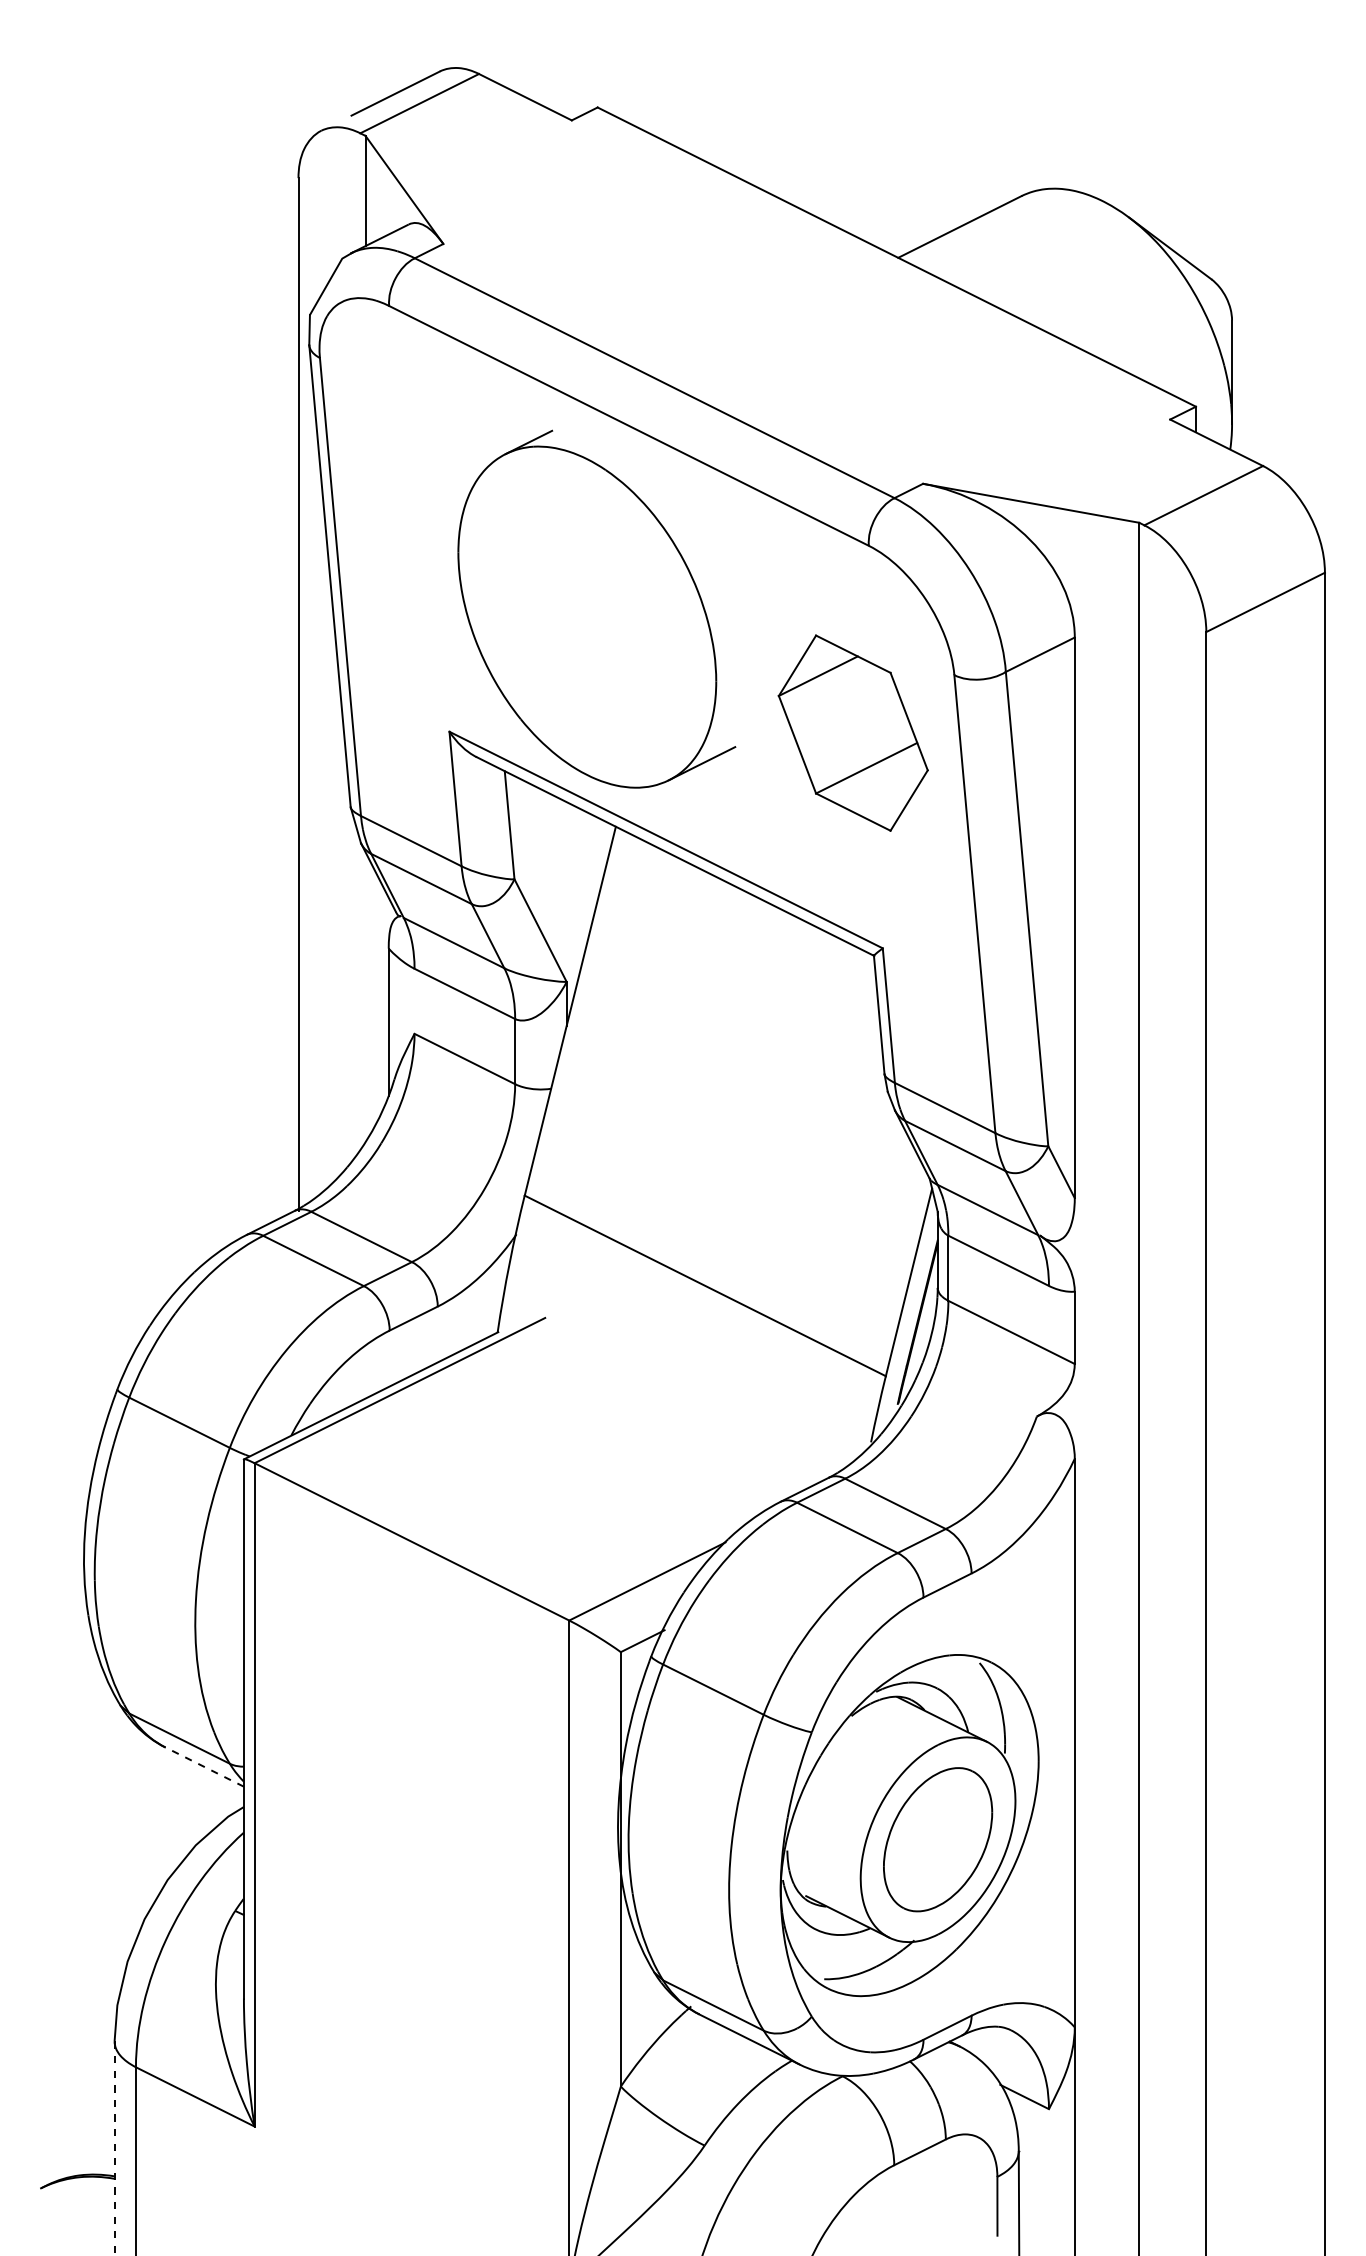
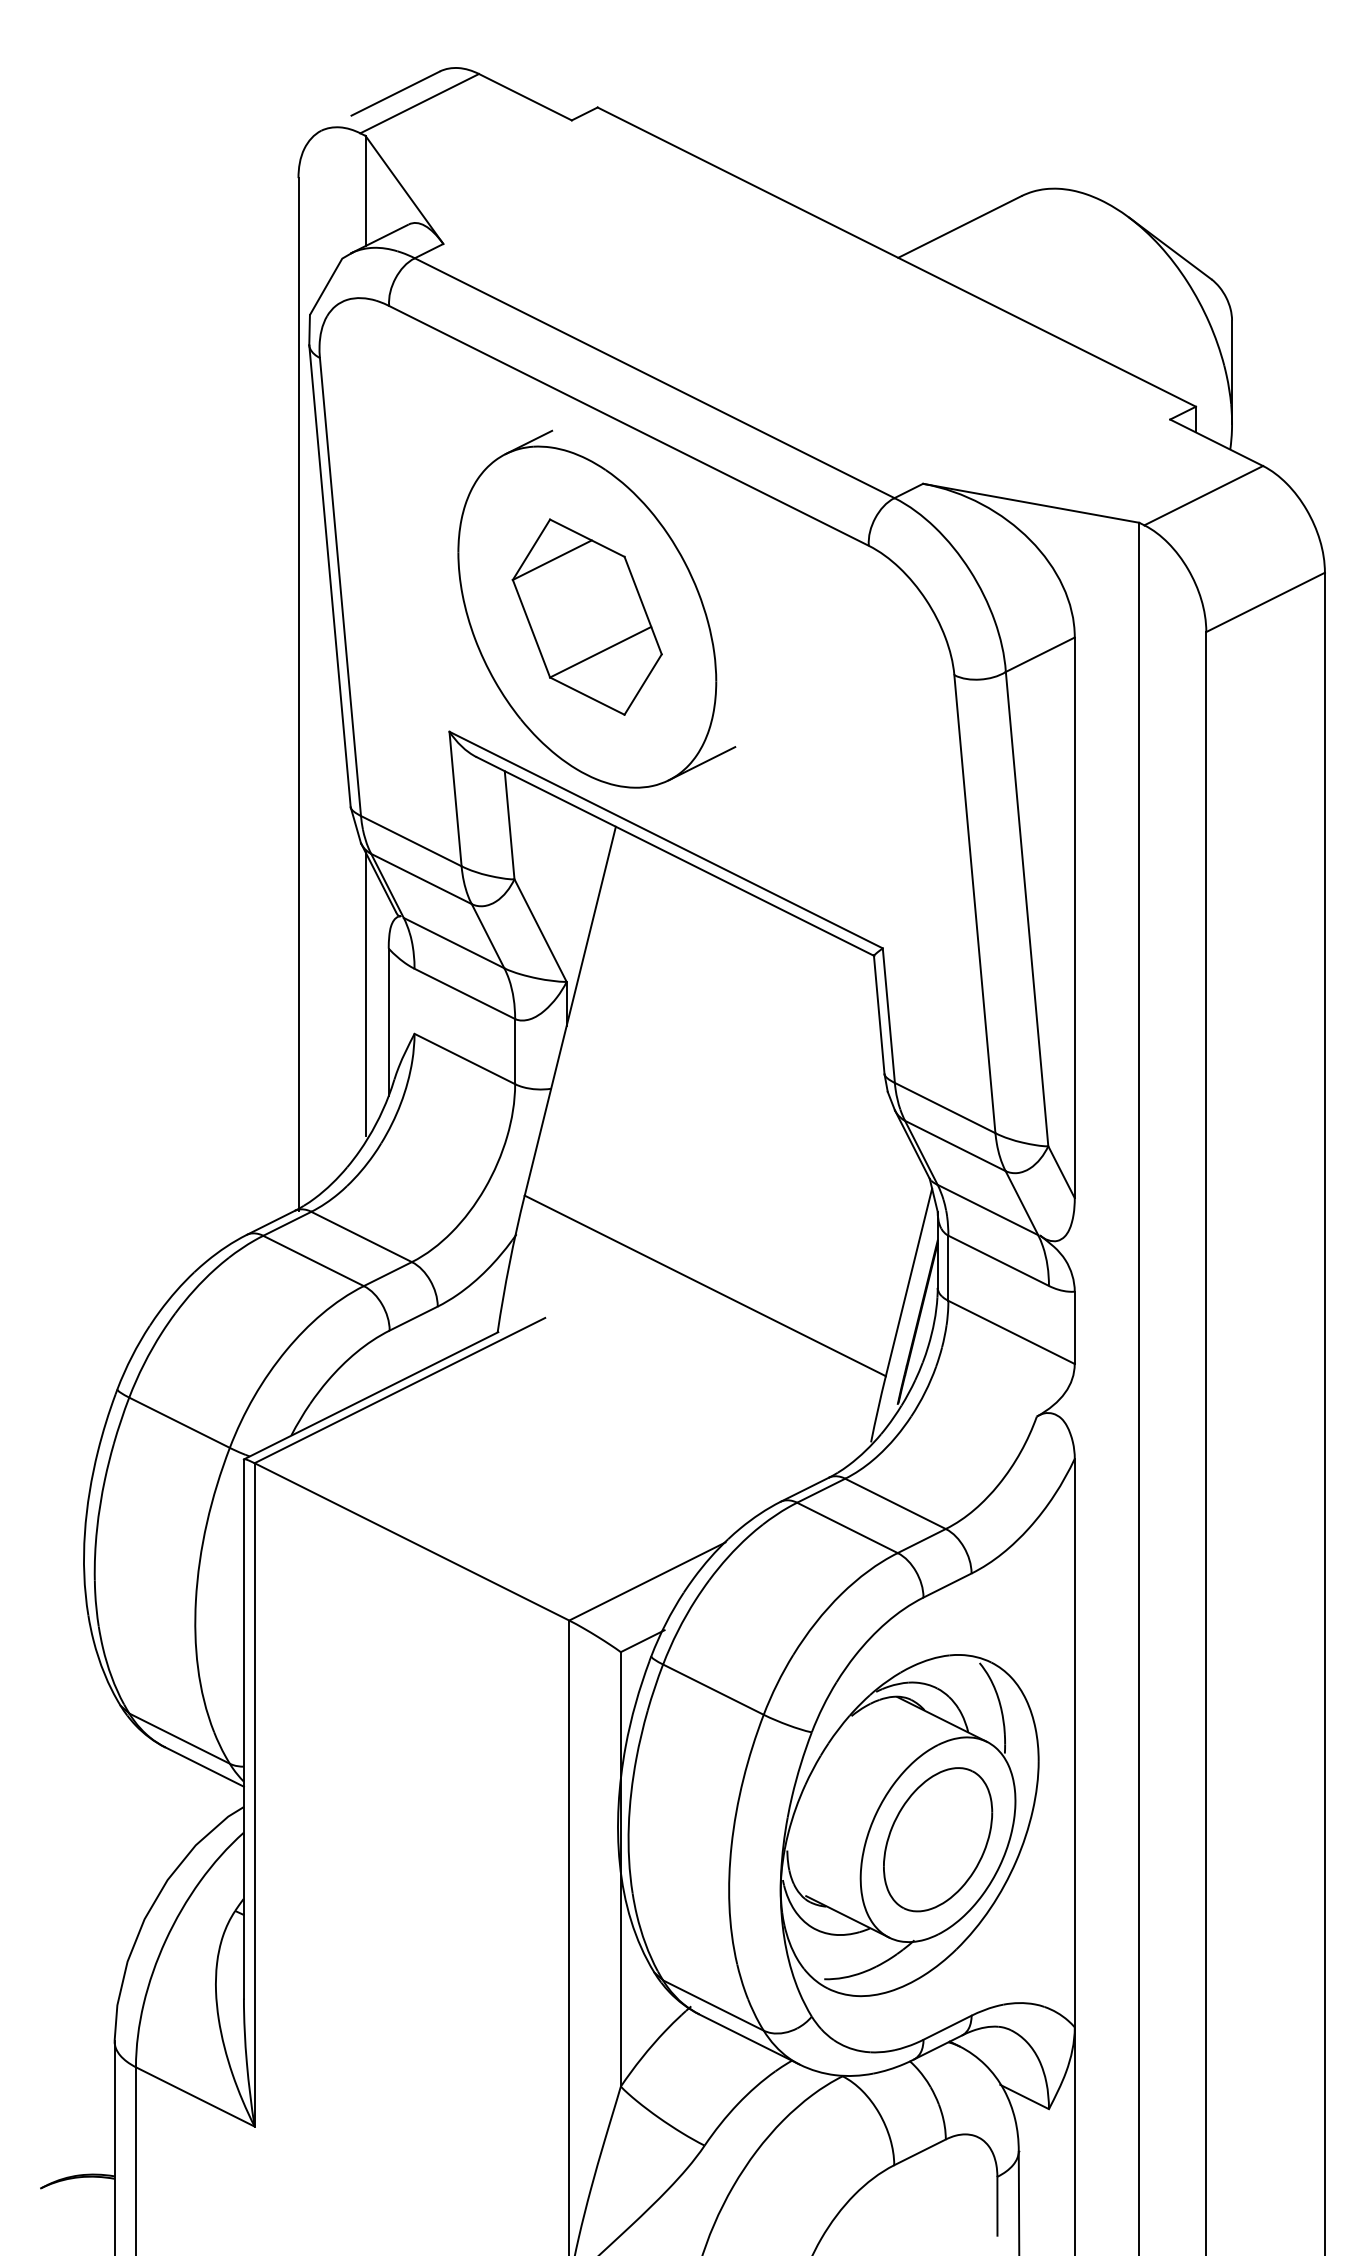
part position: (852, 732) -> (586, 616) (586, 616)
line: none -> present (365, 993)
line: dashed -> solid (204, 1767)
line: dashed -> solid (114, 2148)
